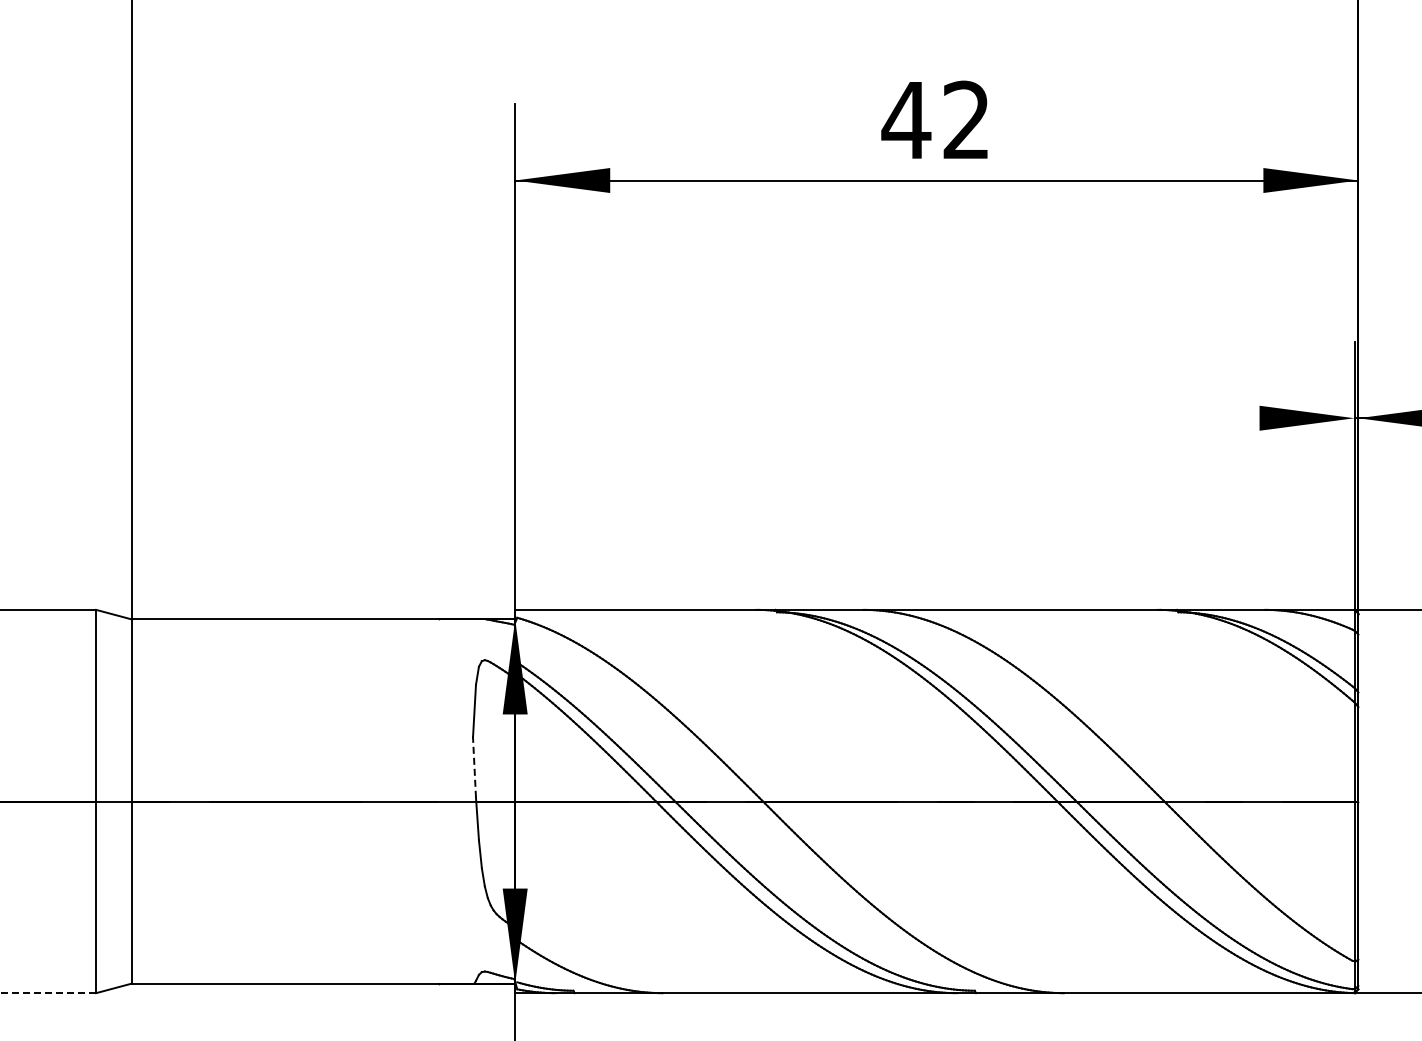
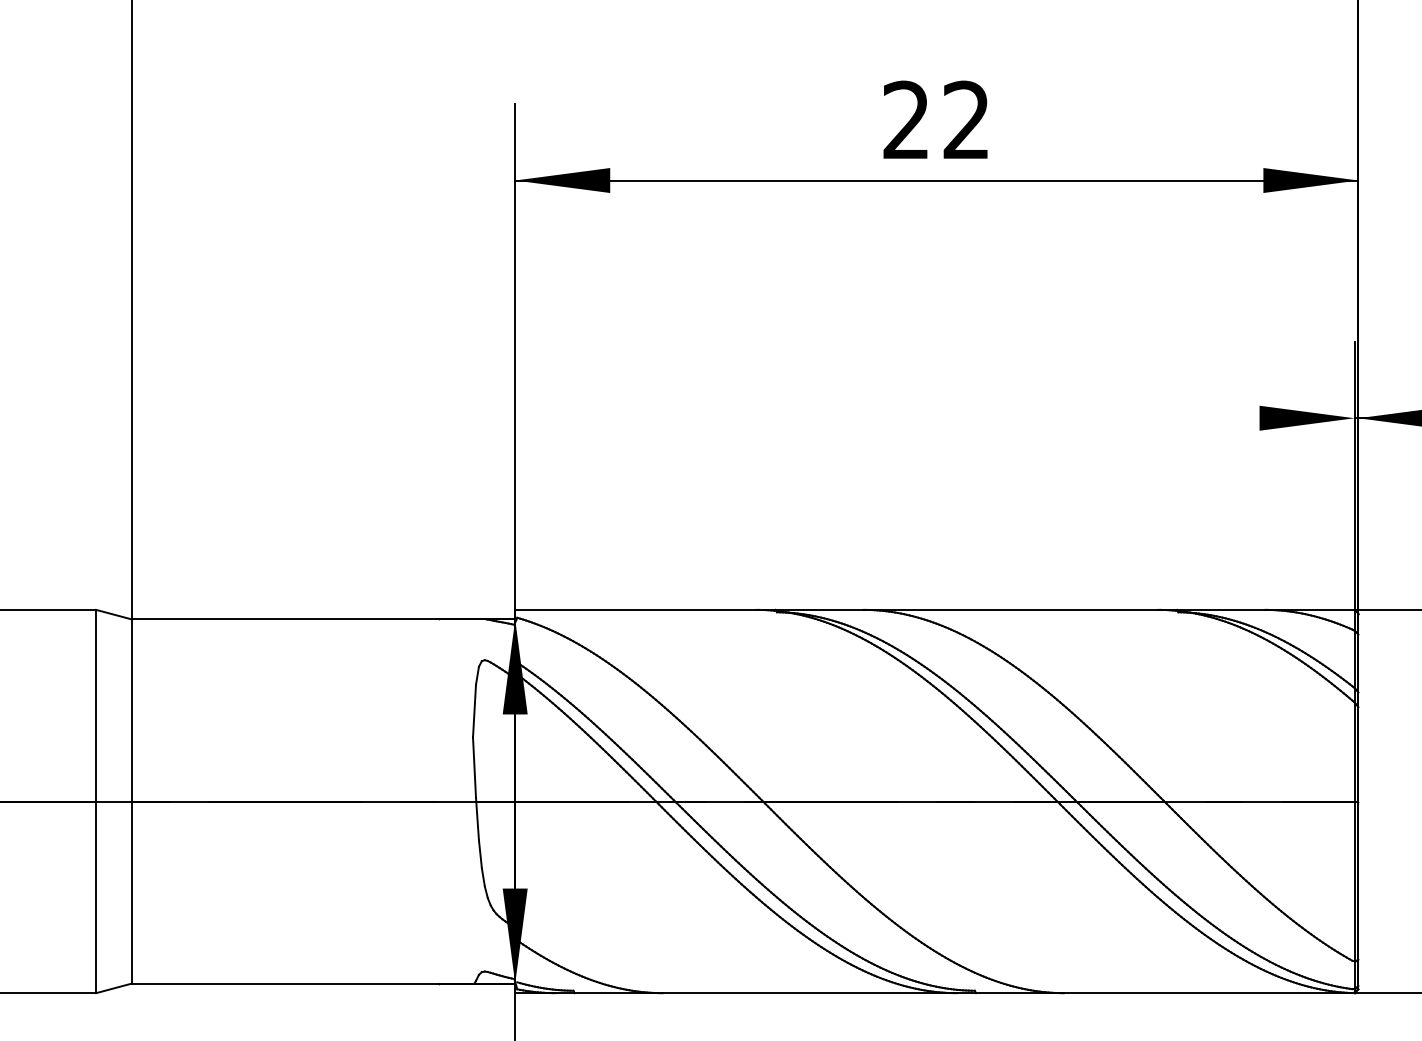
text: 42 -> 22 (906, 119)
line: dashed -> solid (474, 767)
line: dashed -> solid (48, 993)
